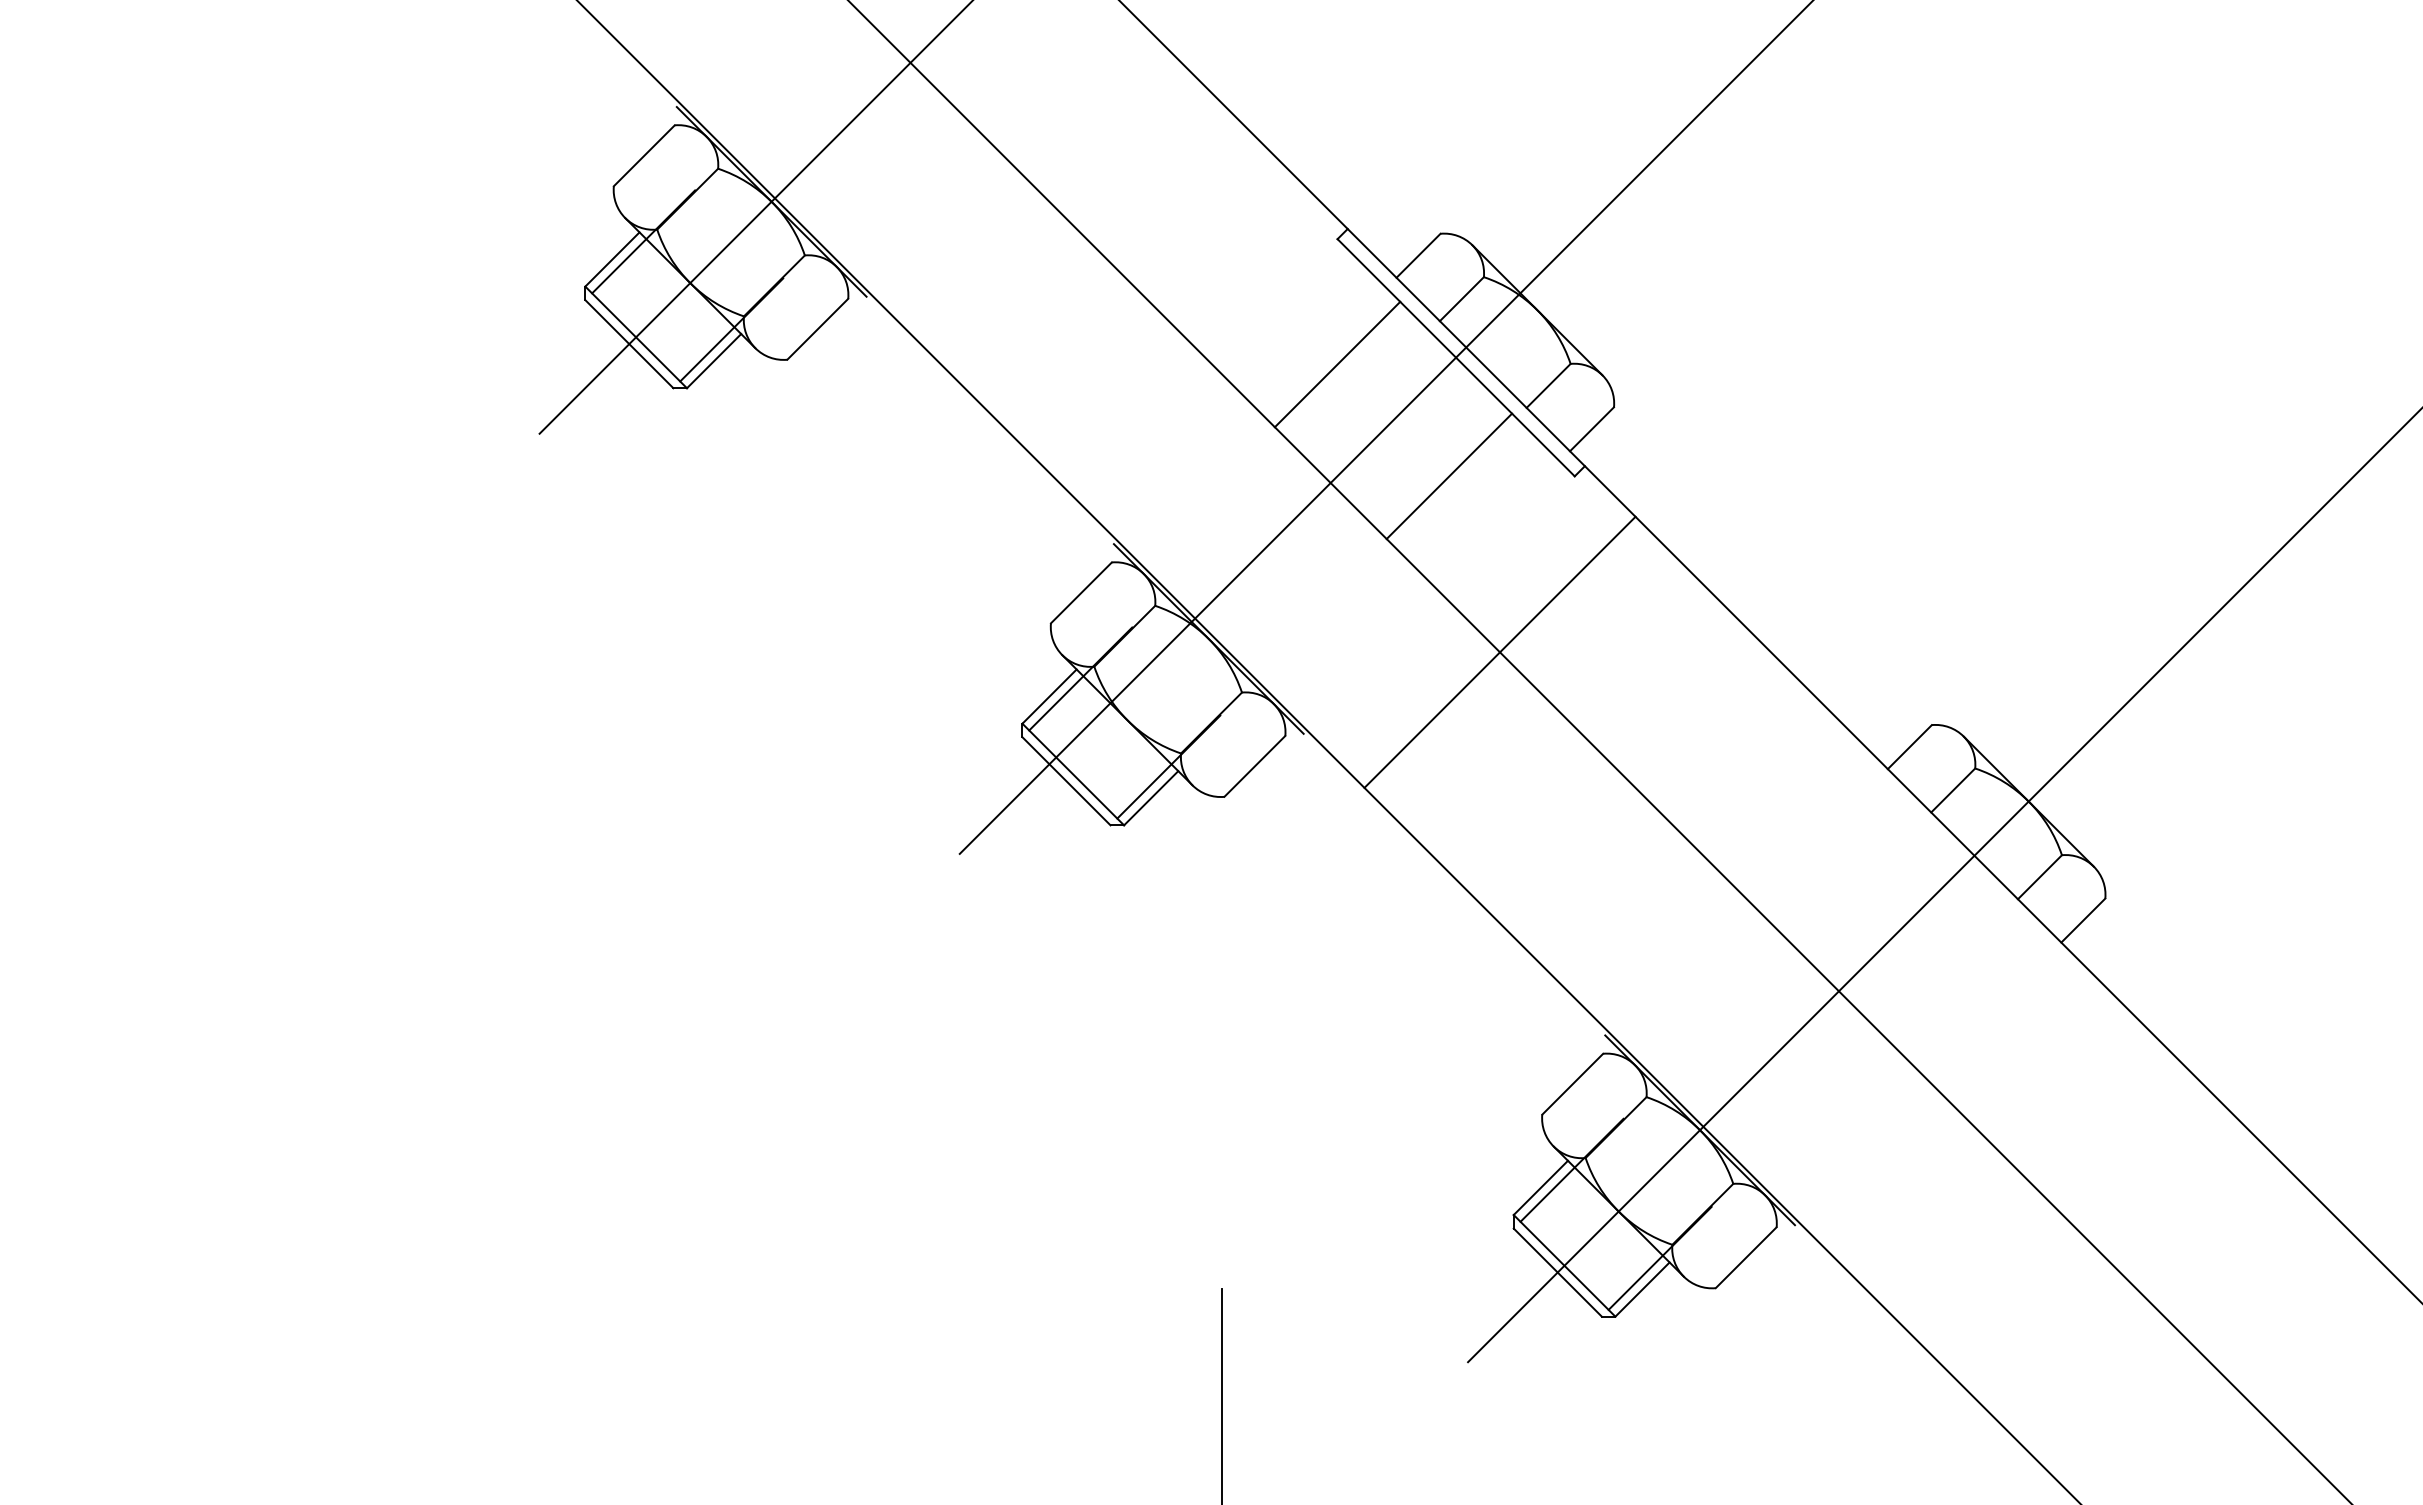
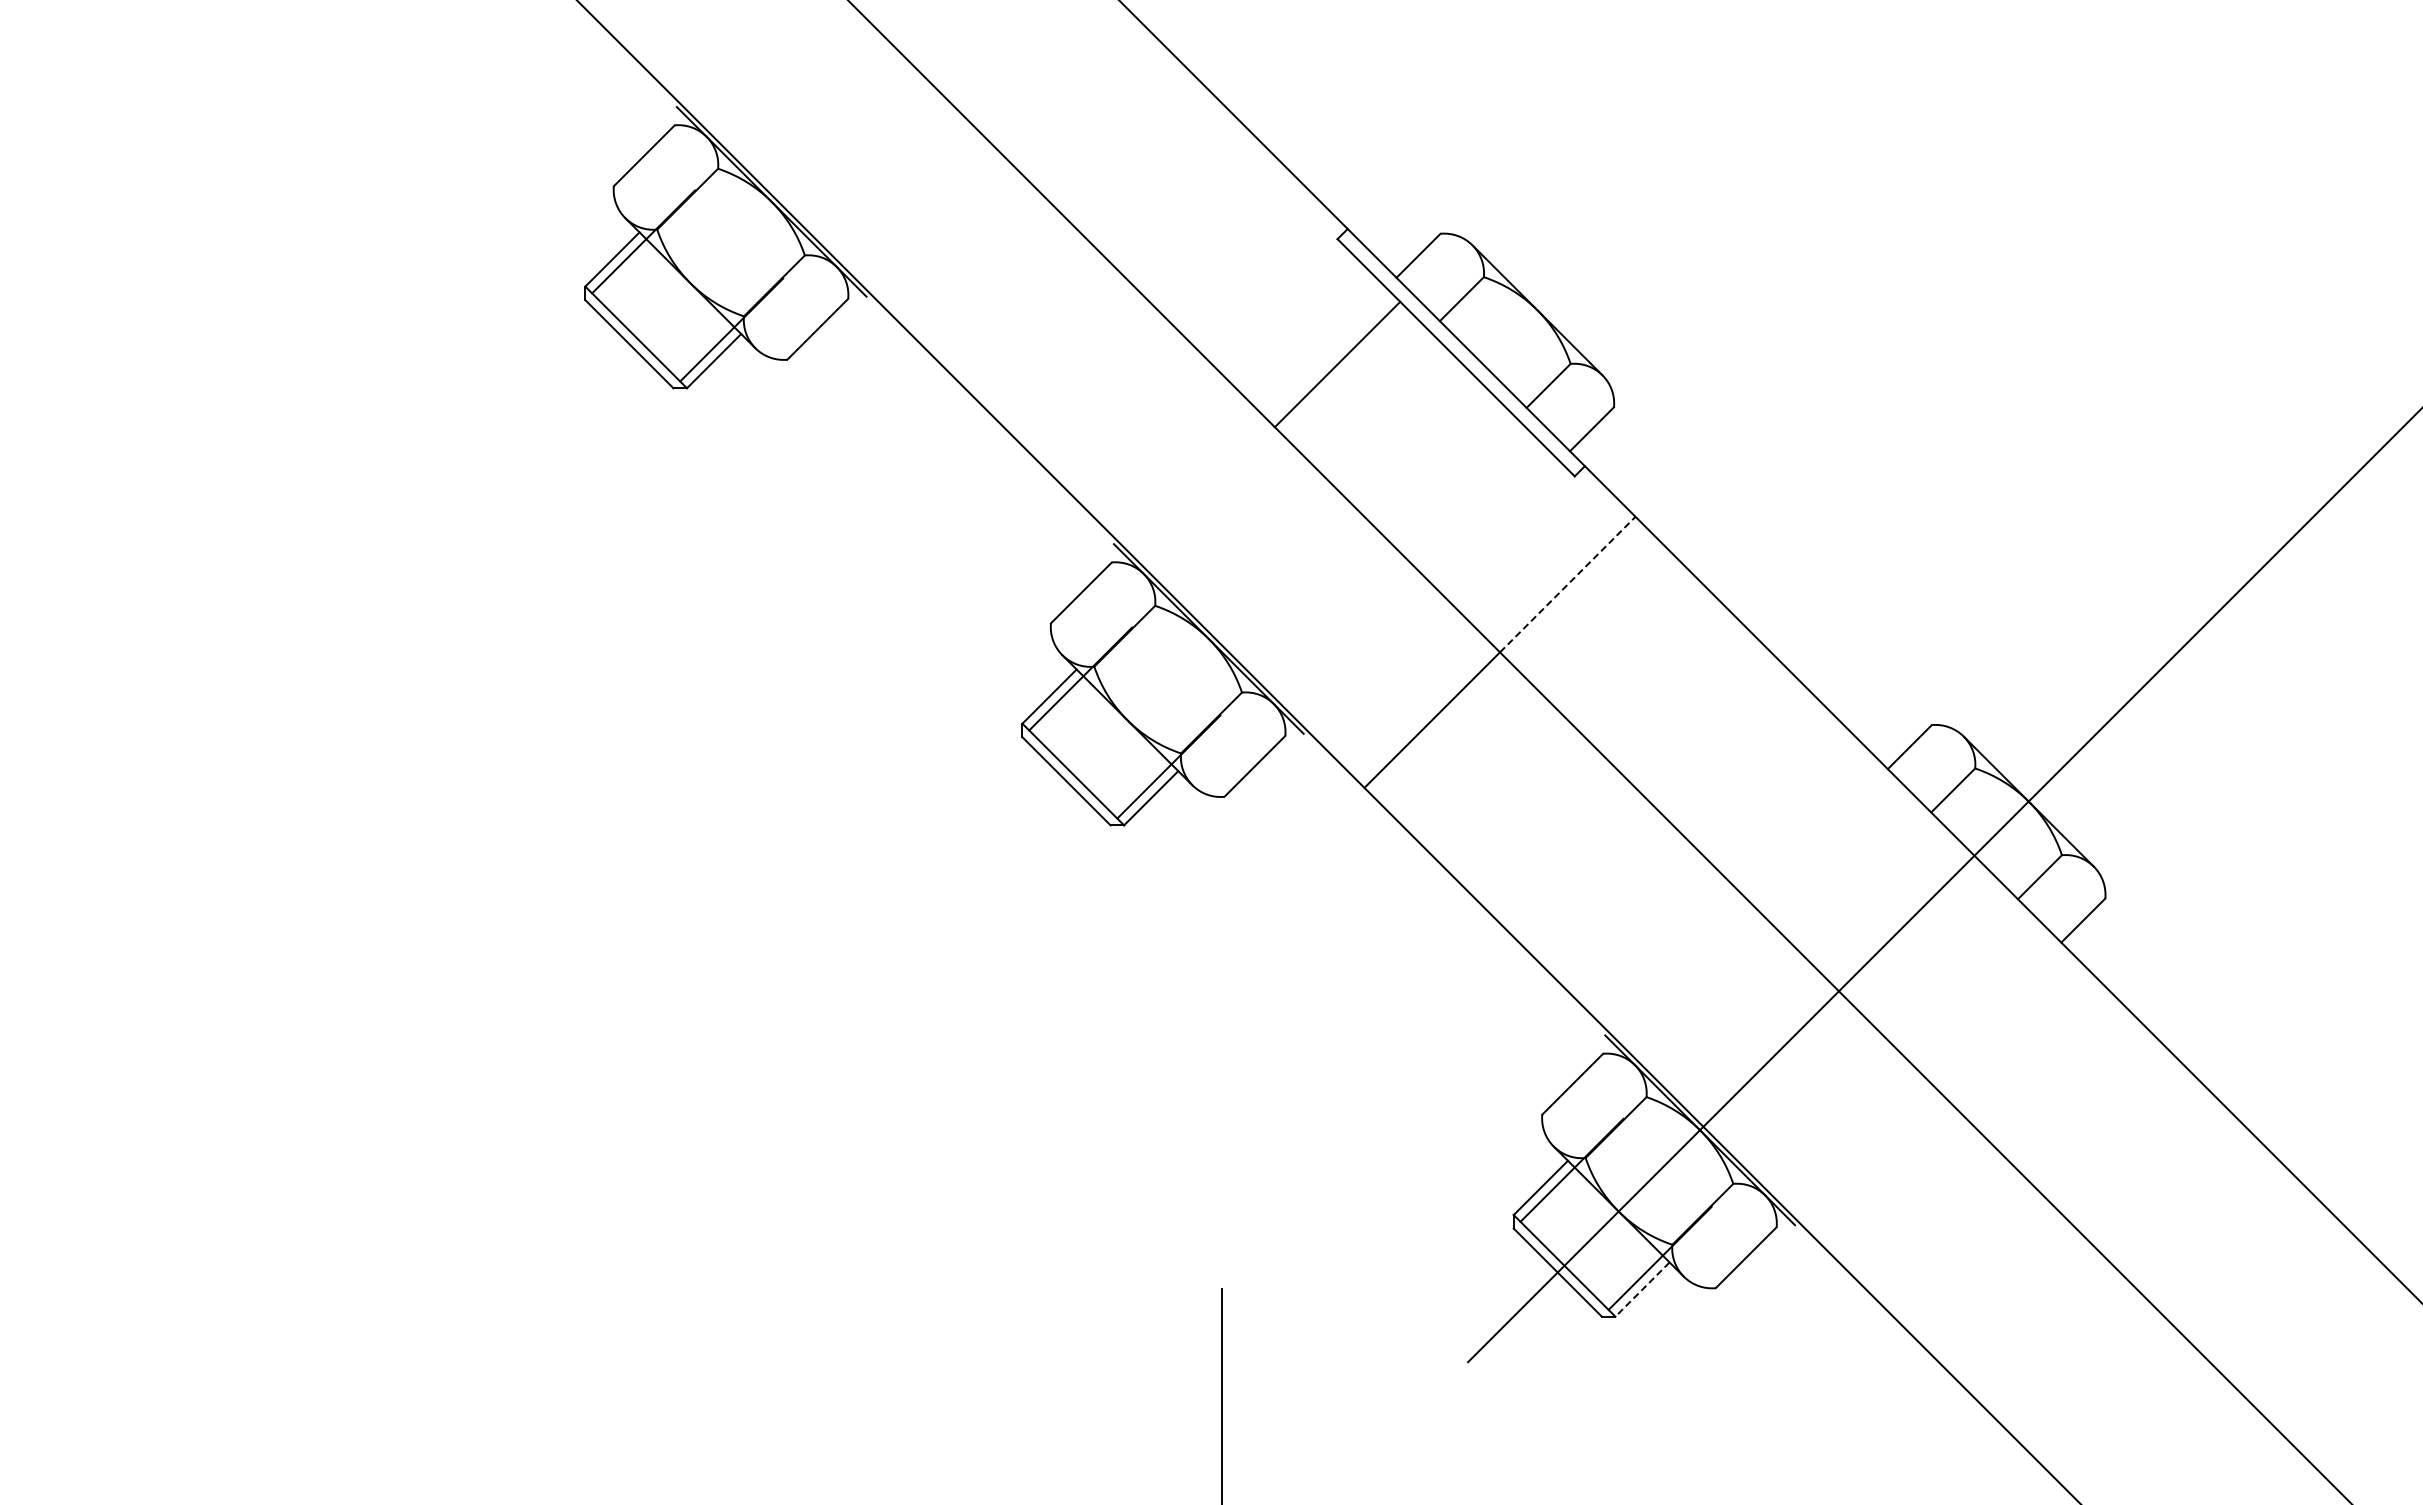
line: present -> none (755, 217)
line: present -> none (1385, 427)
line: present -> none (1449, 476)
line: solid -> dashed (1567, 584)
line: solid -> dashed (1642, 1289)
